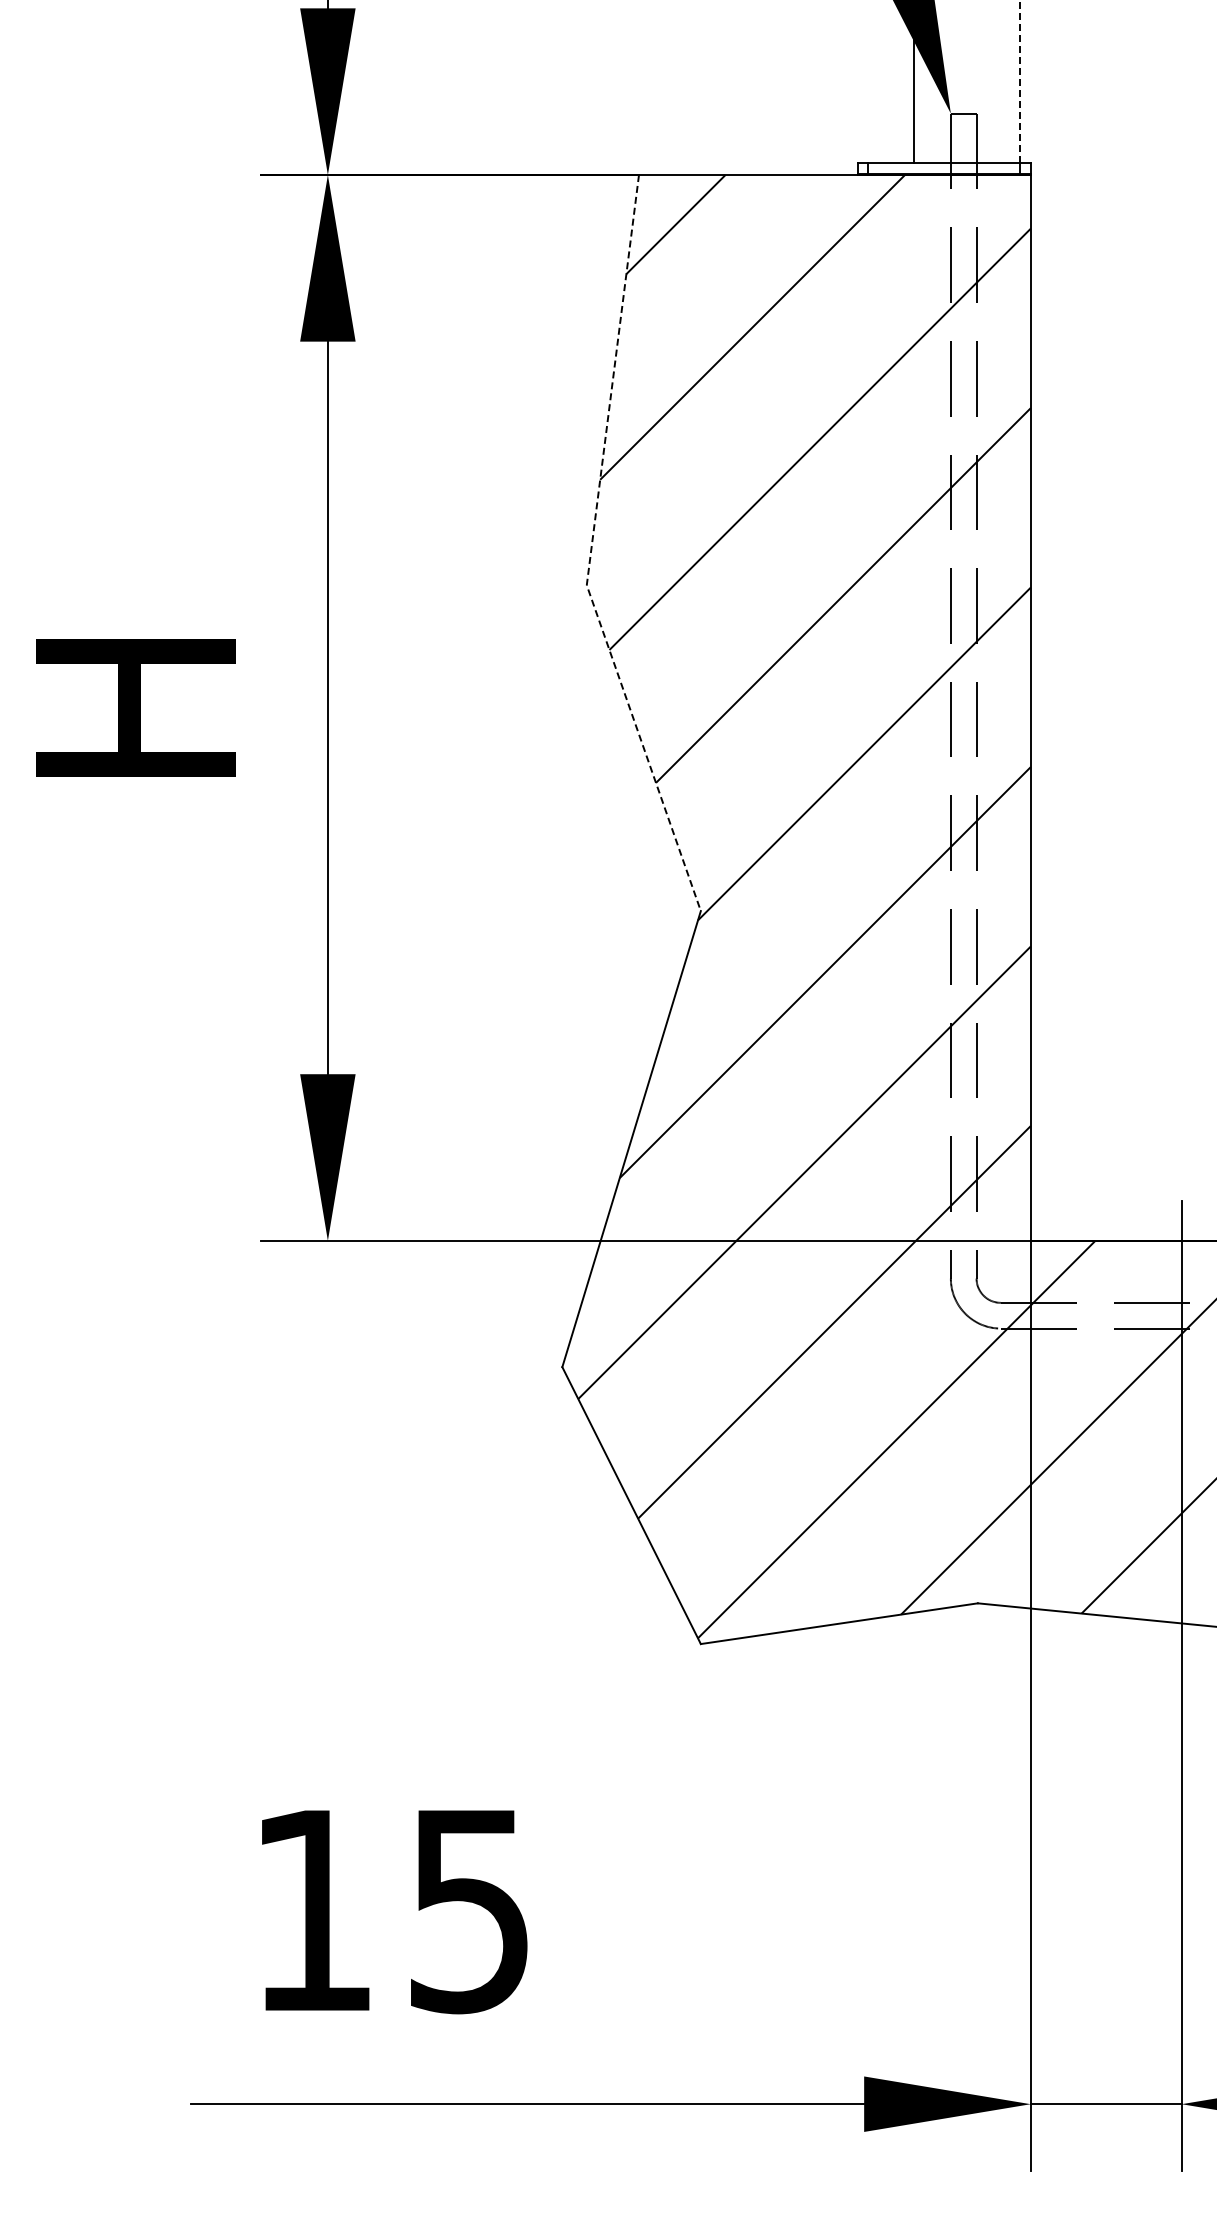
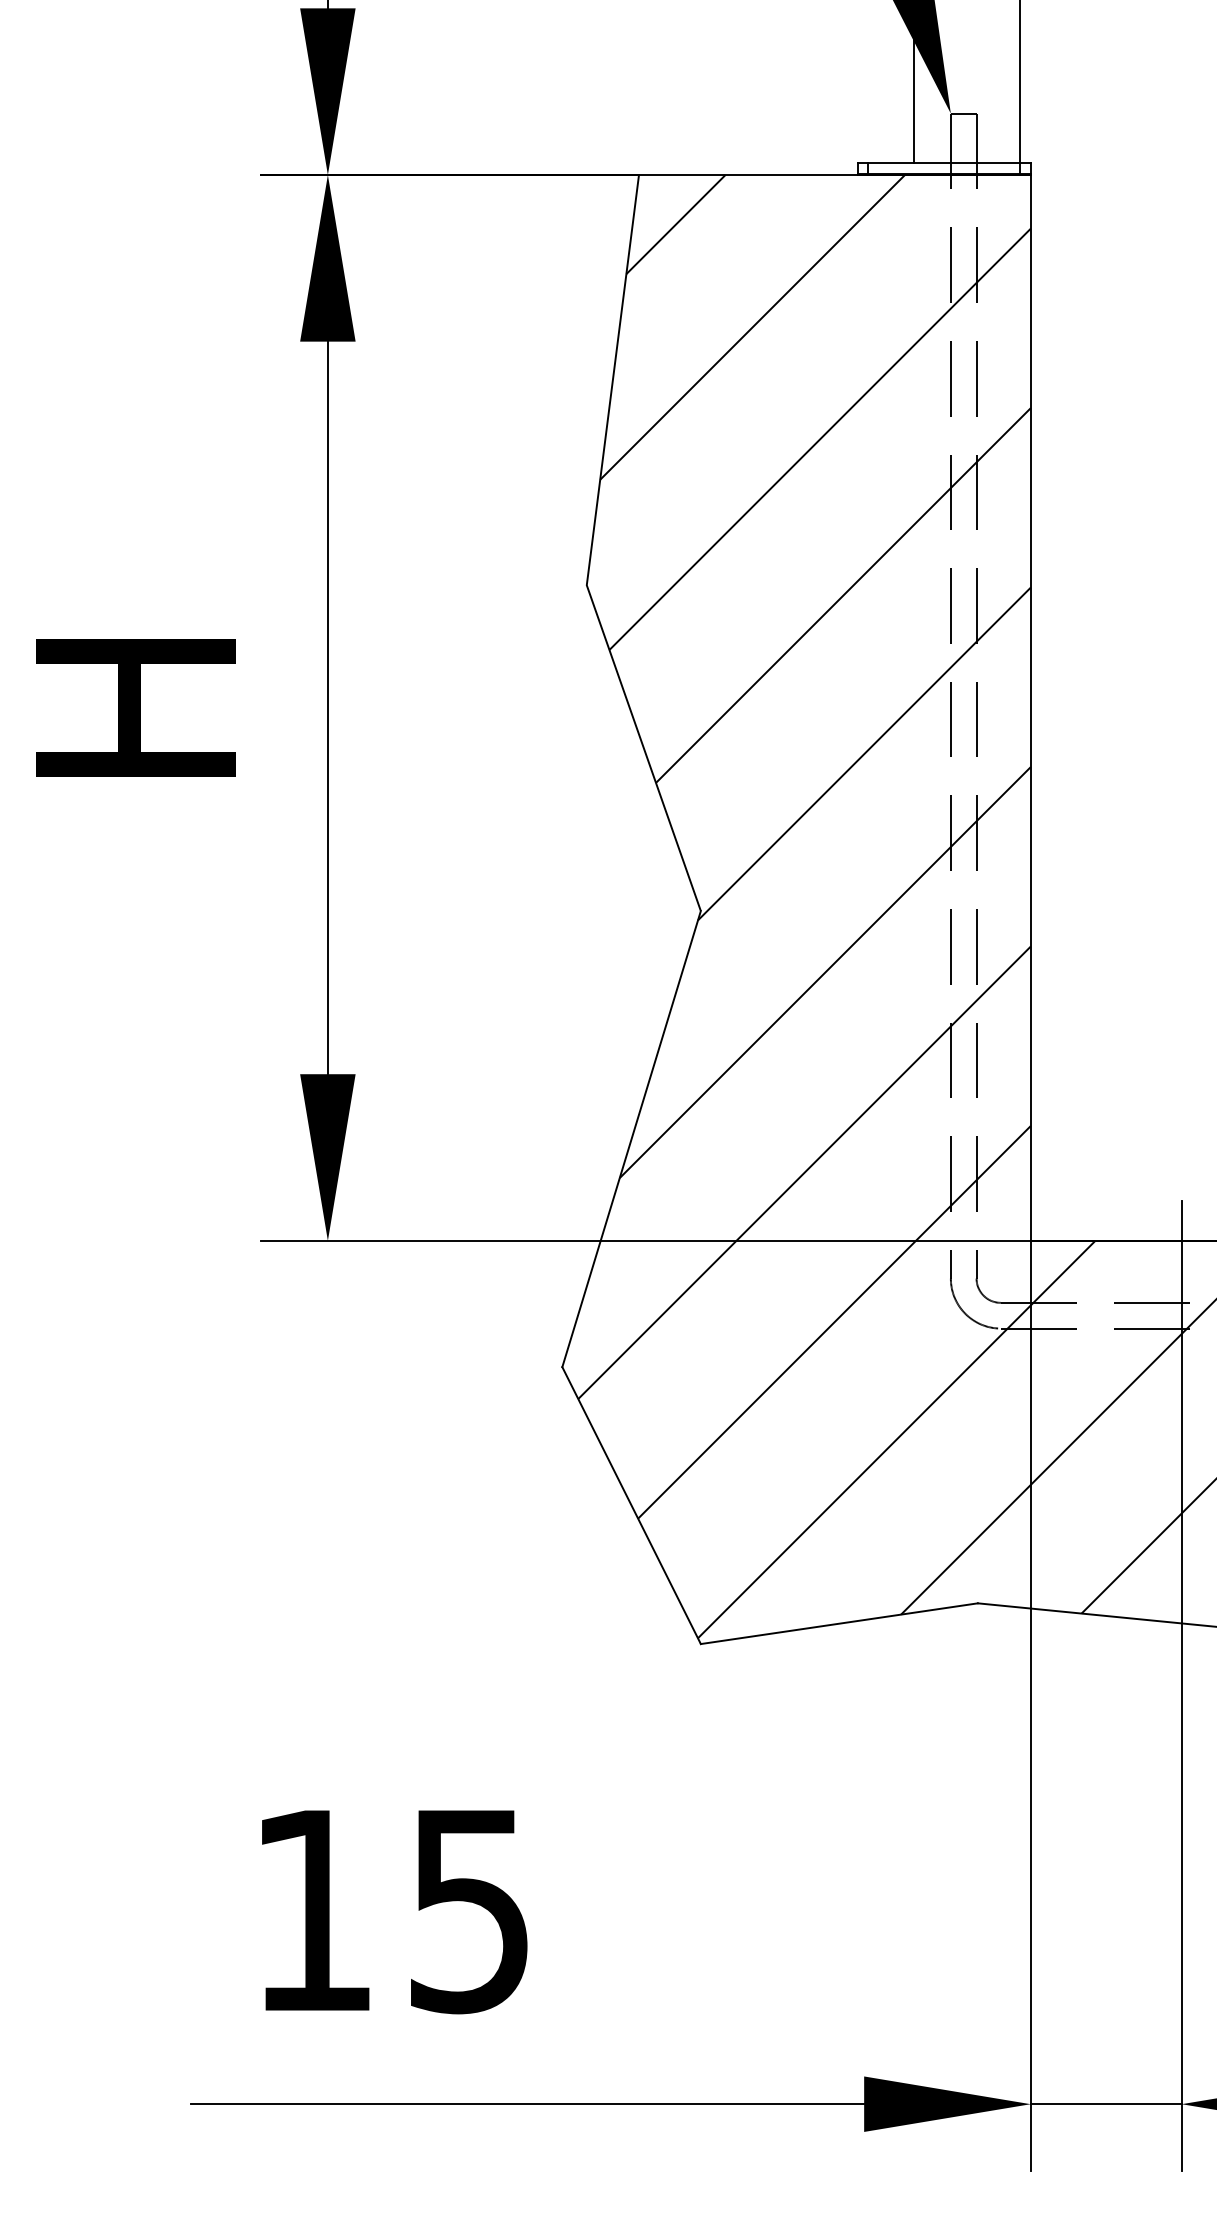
line: dashed -> solid (1020, 81)
line: dashed -> solid (590, 552)
